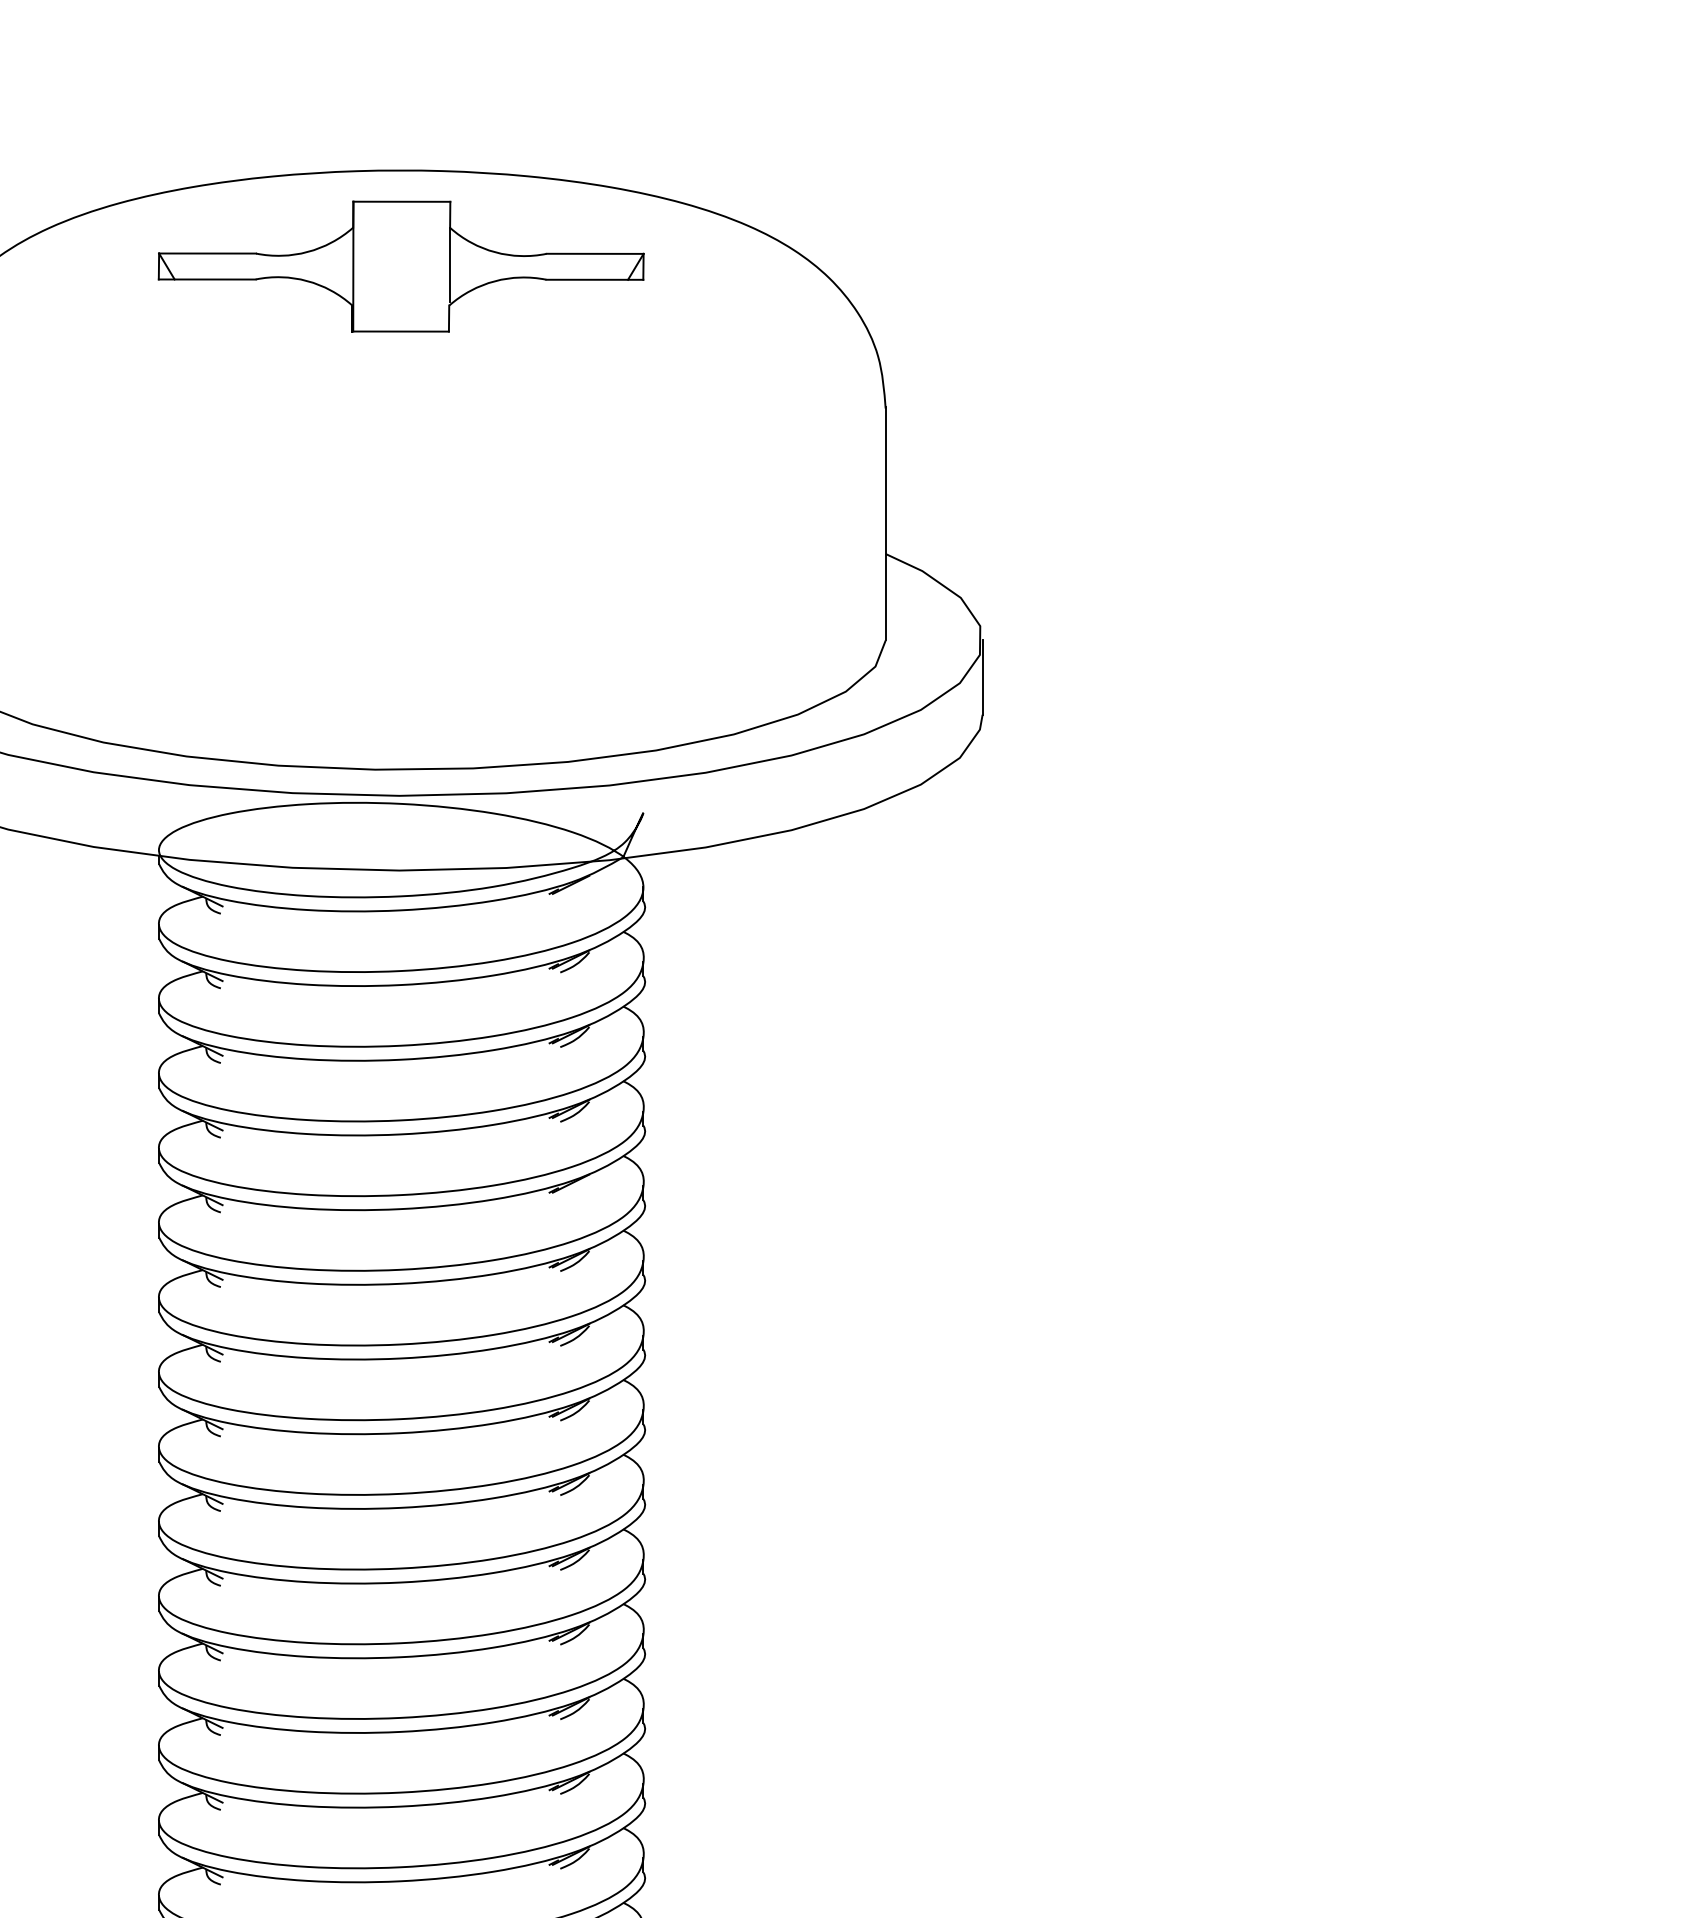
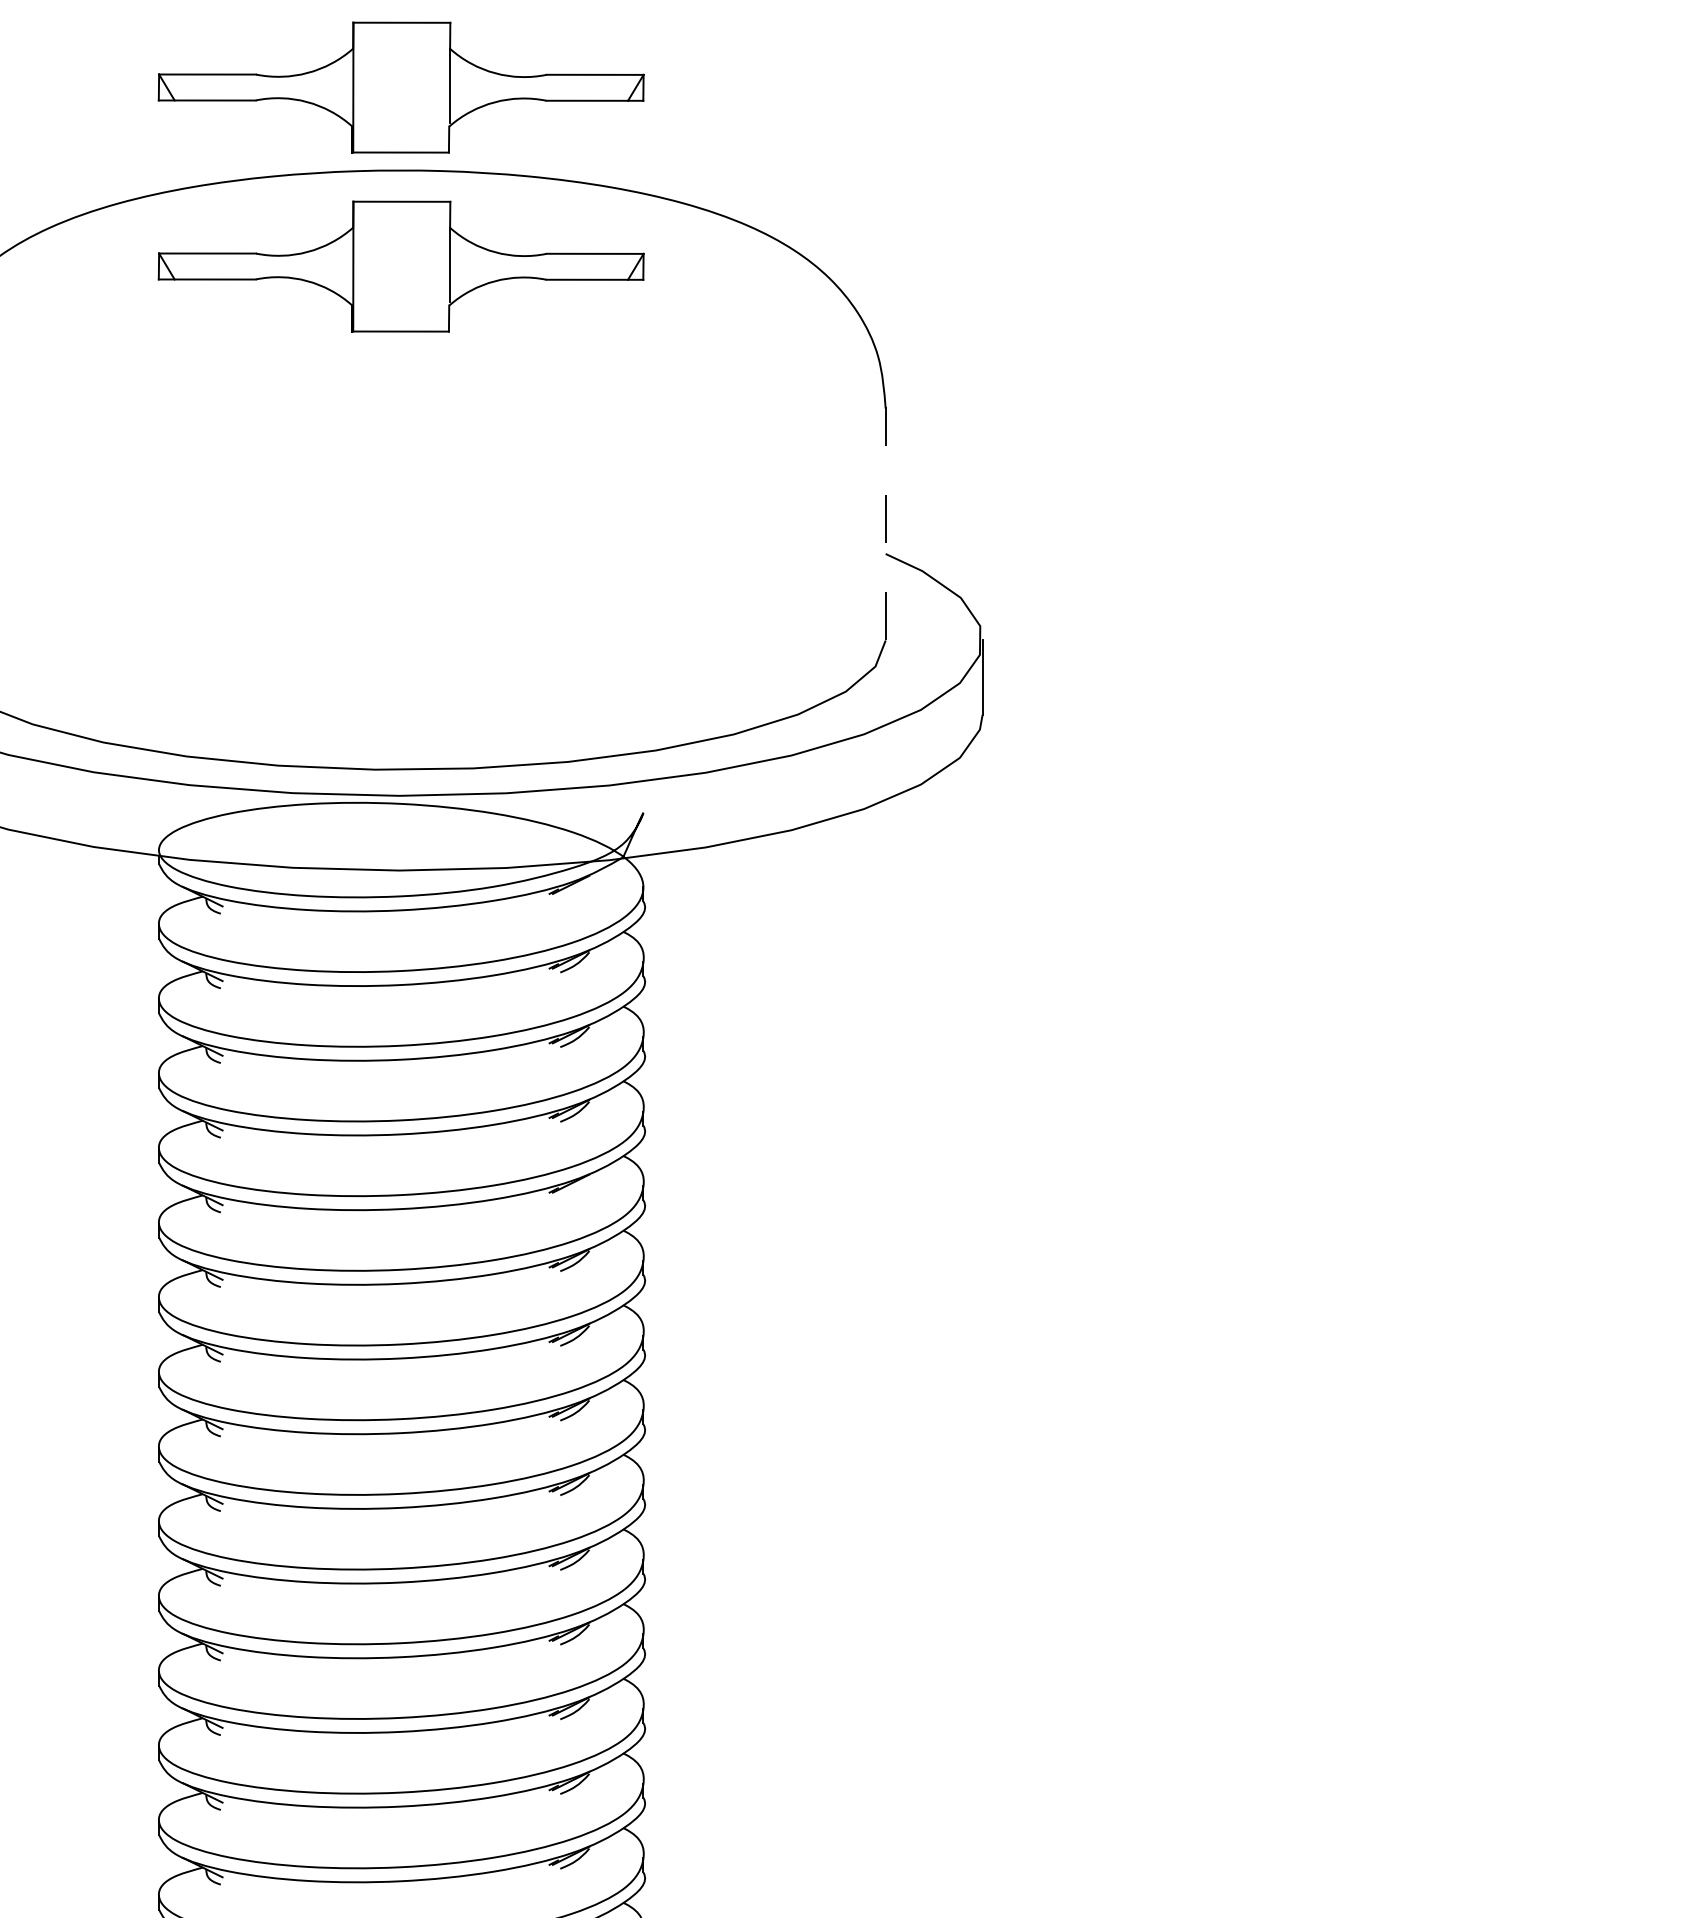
part: none -> present (400, 87)
line: solid -> dashed (885, 523)
